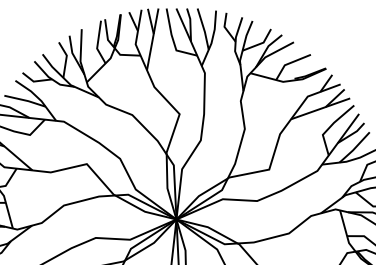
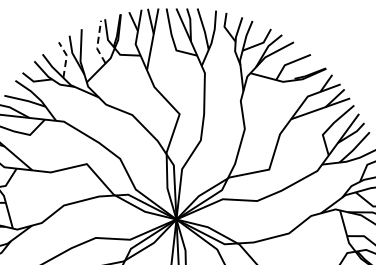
line: solid -> dashed (97, 43)
line: solid -> dashed (66, 58)
